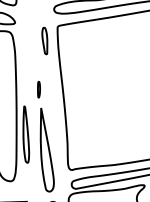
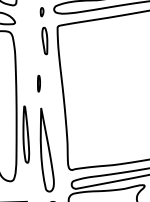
part: none -> present (41, 12)
line position: (38, 89) -> (38, 83) (38, 83)
